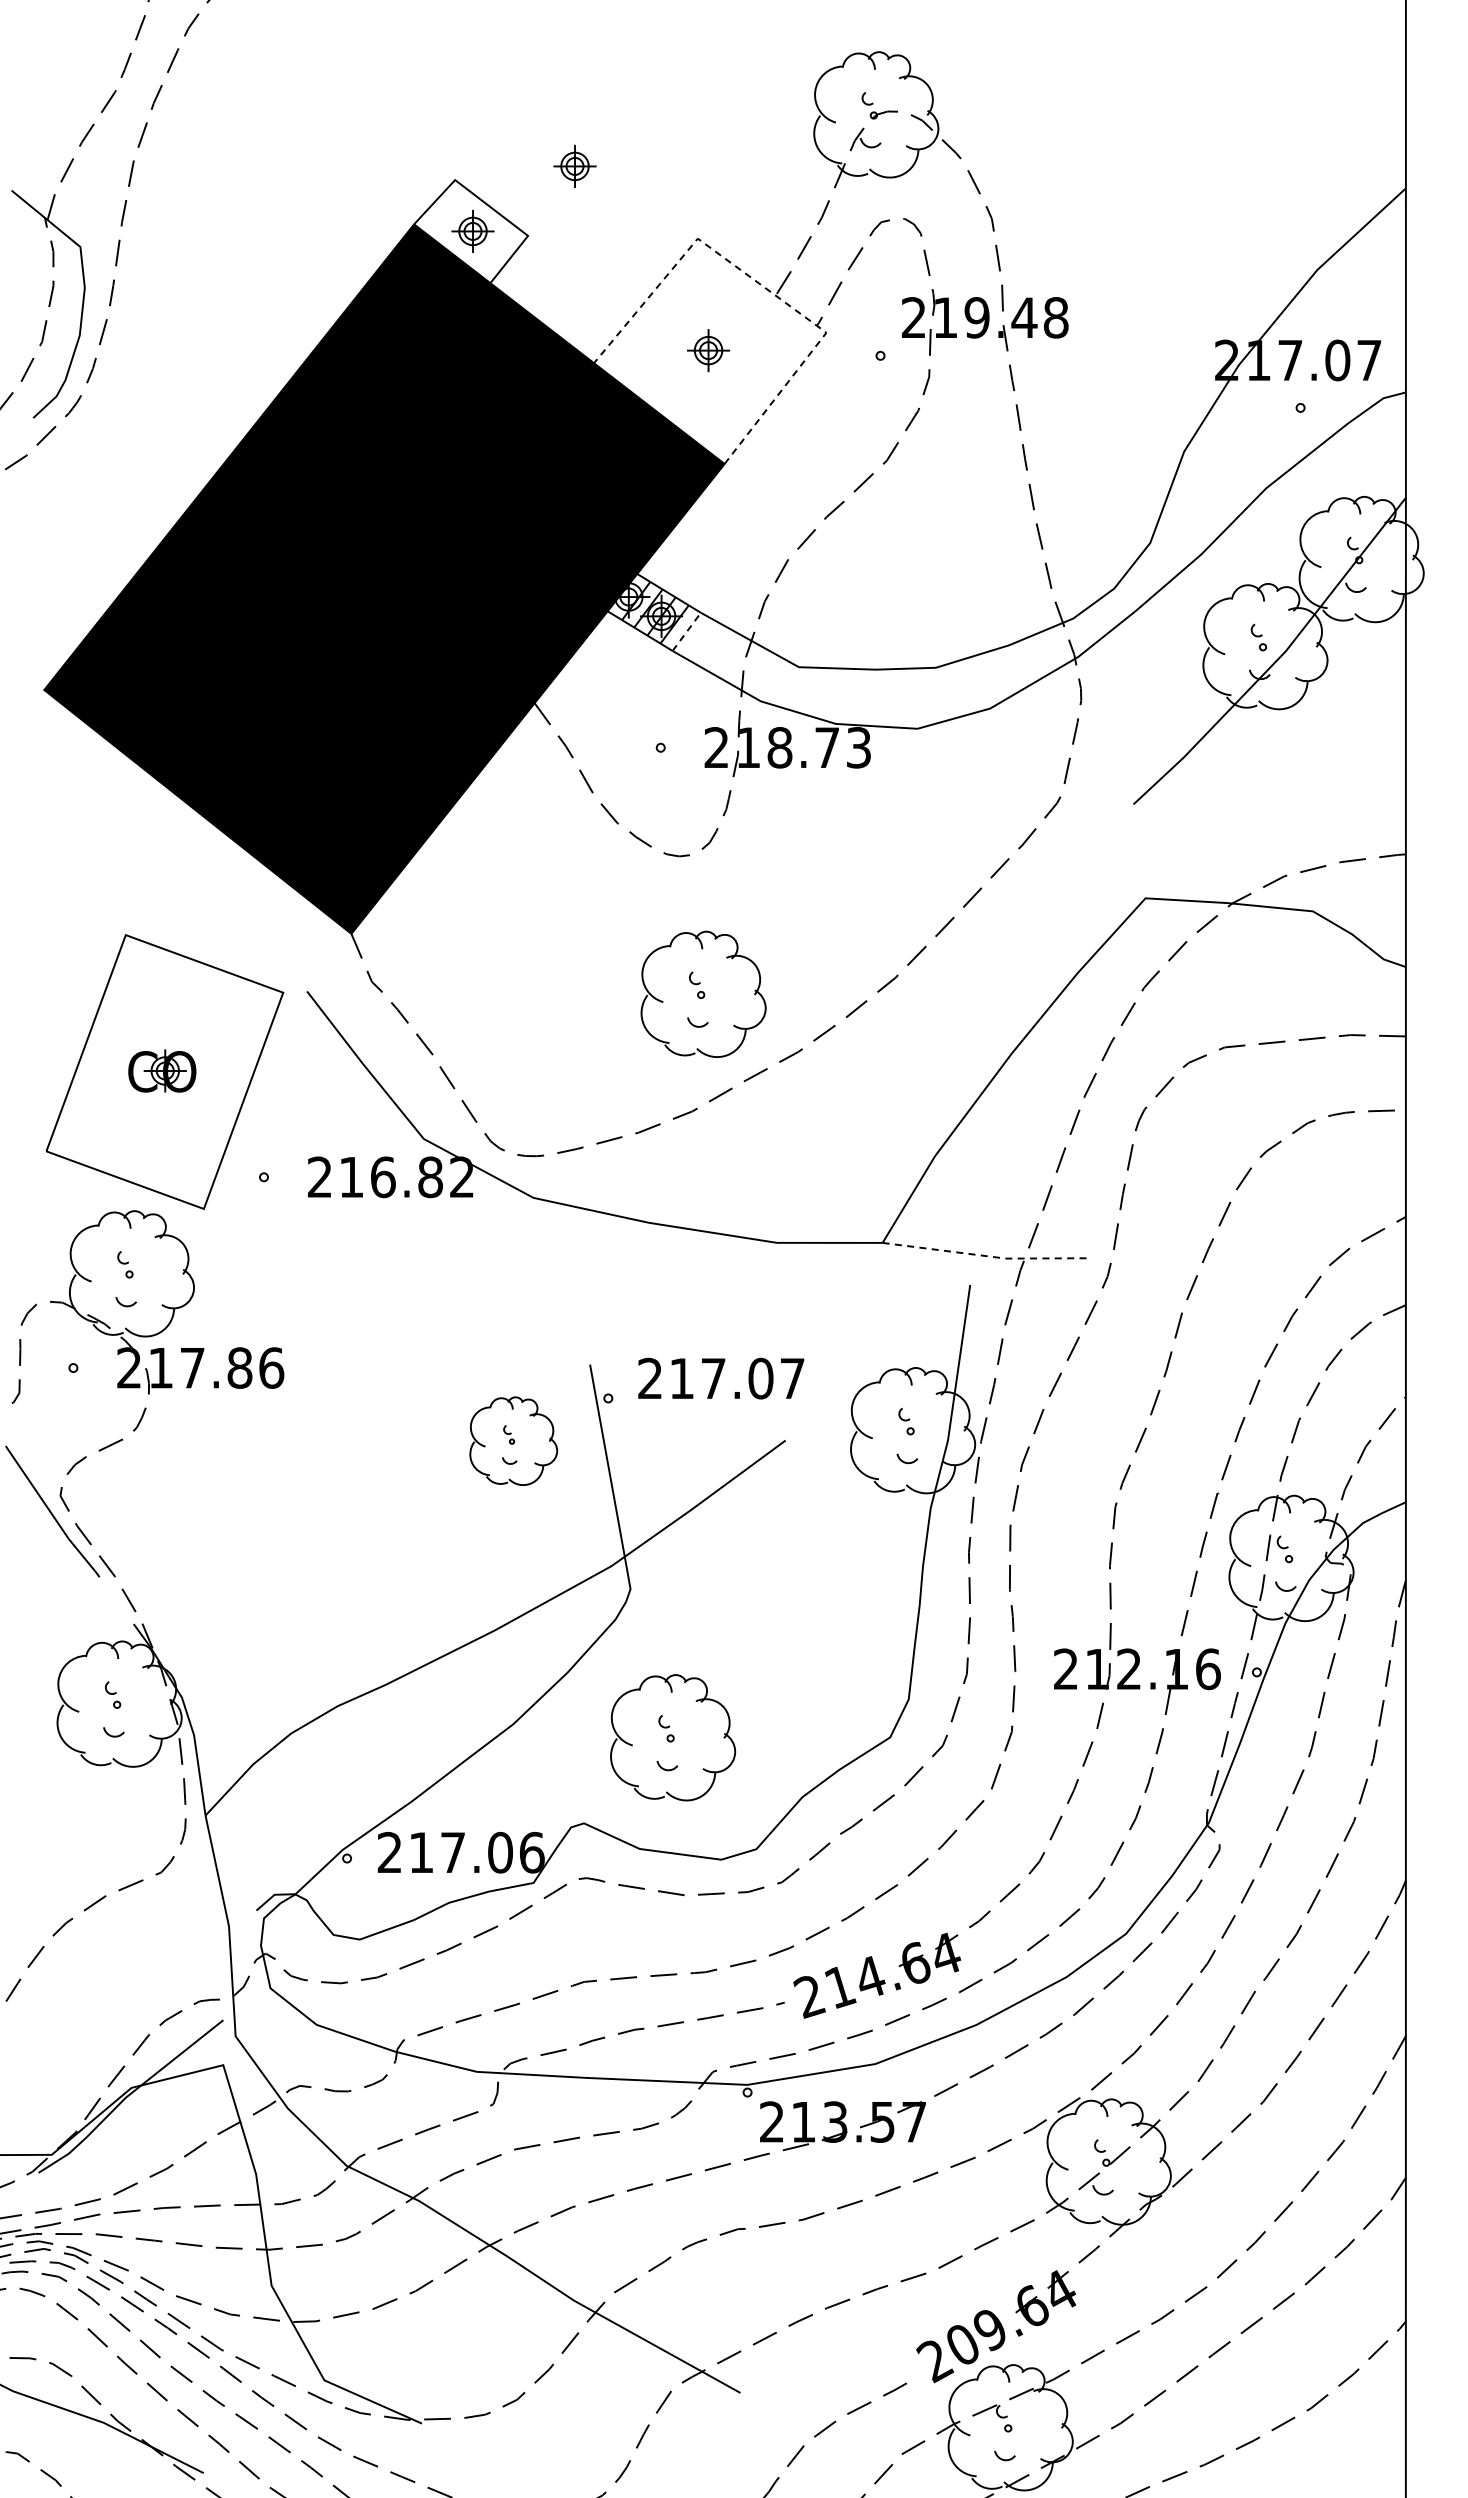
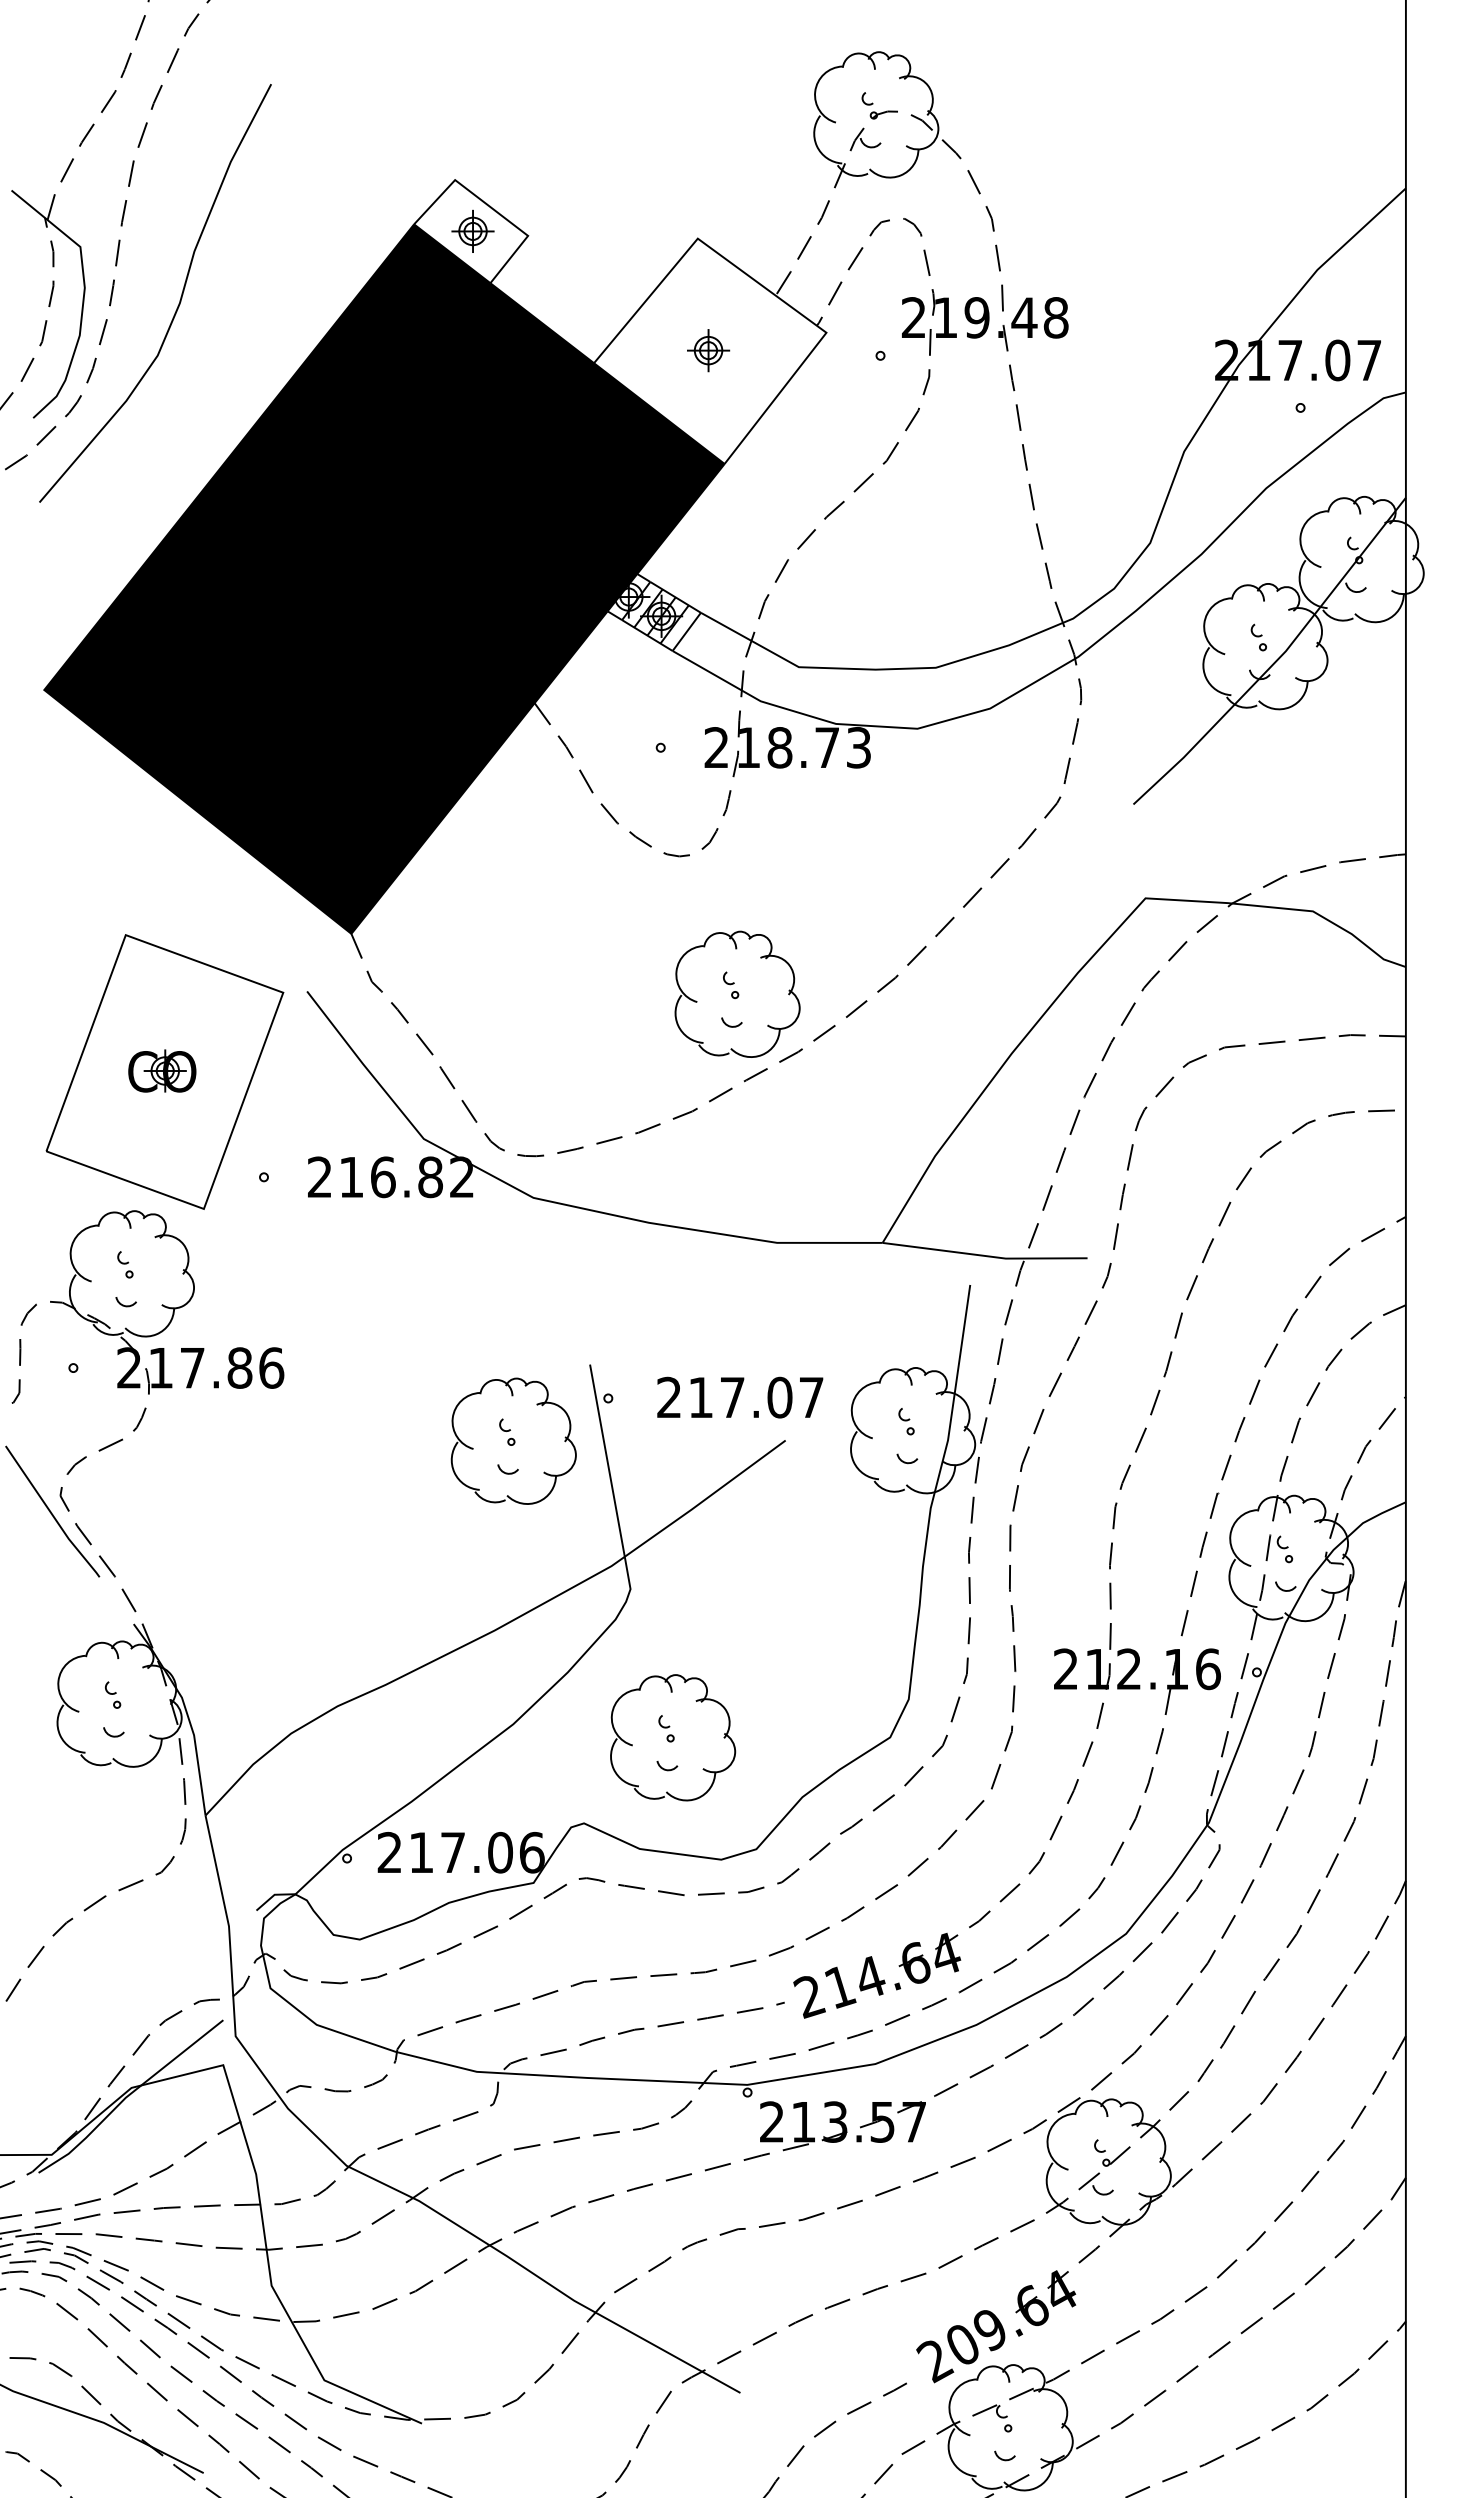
part: present -> none (574, 165)
line: dashed -> solid (763, 286)
curve: none -> present (179, 300)
line: dashed -> solid (686, 631)
part position: (703, 993) -> (737, 993) (737, 993)
line: dashed -> solid (985, 1255)
text position: (721, 1378) -> (740, 1397) (740, 1397)
part size: 90x90 px -> 127x128 px (513, 1440)
